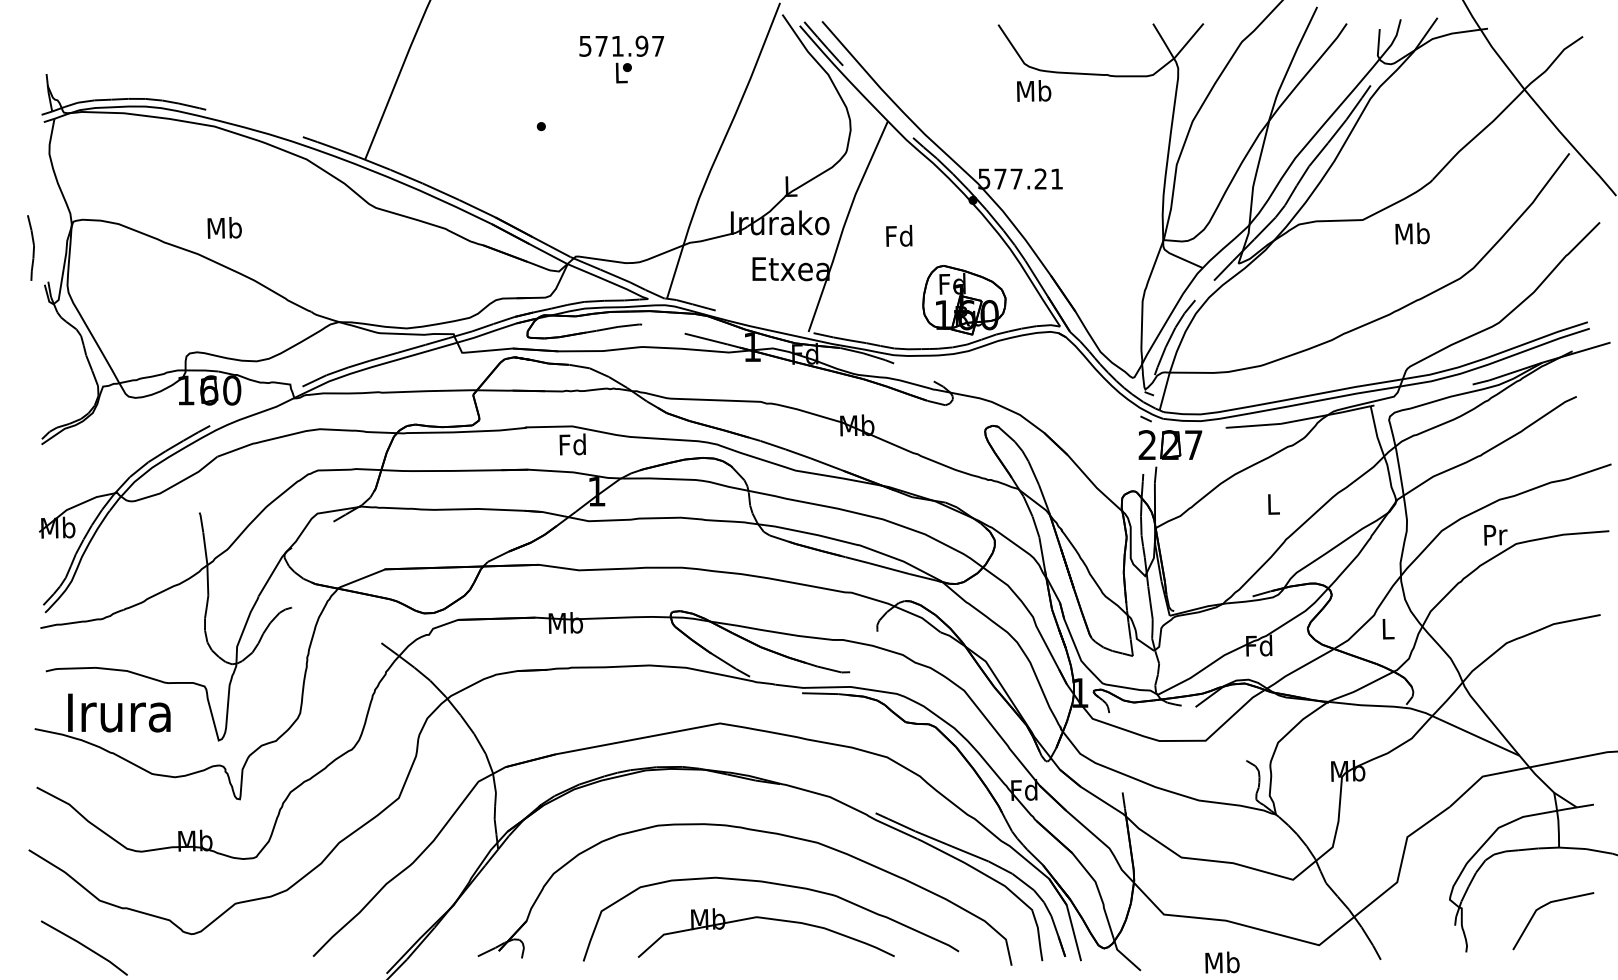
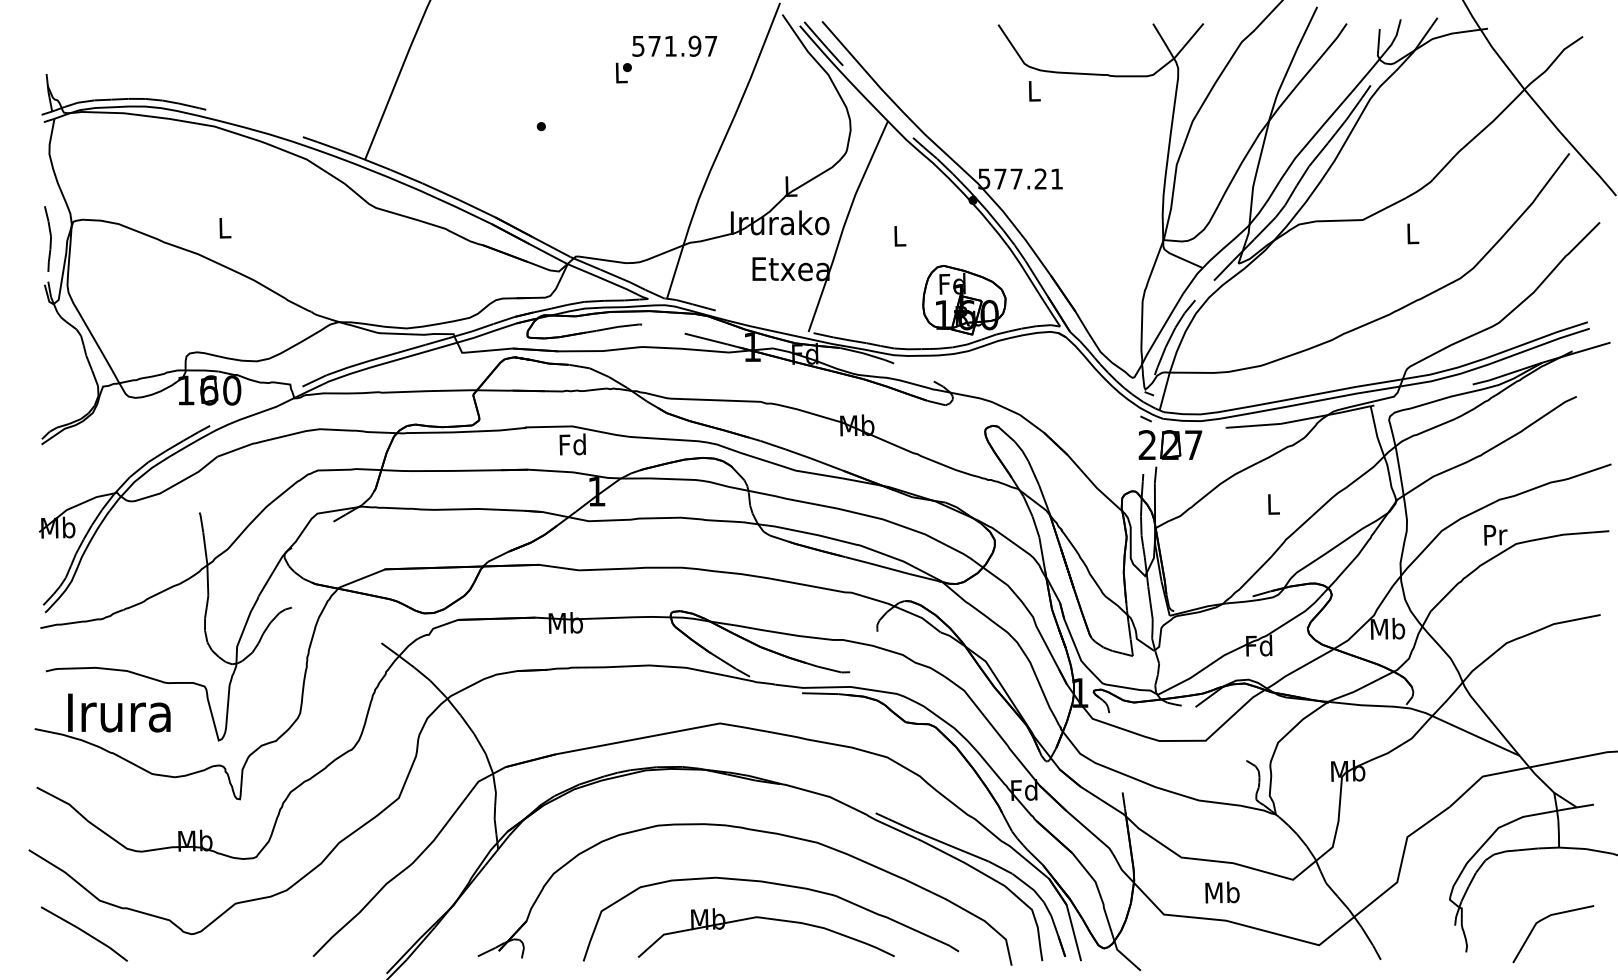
text position: (621, 45) -> (674, 45) (674, 45)
text: Mb -> L (1034, 90)
text: Mb -> L (224, 227)
text: Mb -> L (1412, 233)
text: Fd -> L (899, 235)
curve position: (33, 247) -> (50, 238) (50, 238)
text: L -> Mb (1387, 628)
line position: (1543, 907) -> (1543, 920) (1543, 920)
line position: (83, 946) -> (83, 932) (83, 932)
text position: (1222, 962) -> (1222, 892) (1222, 892)
